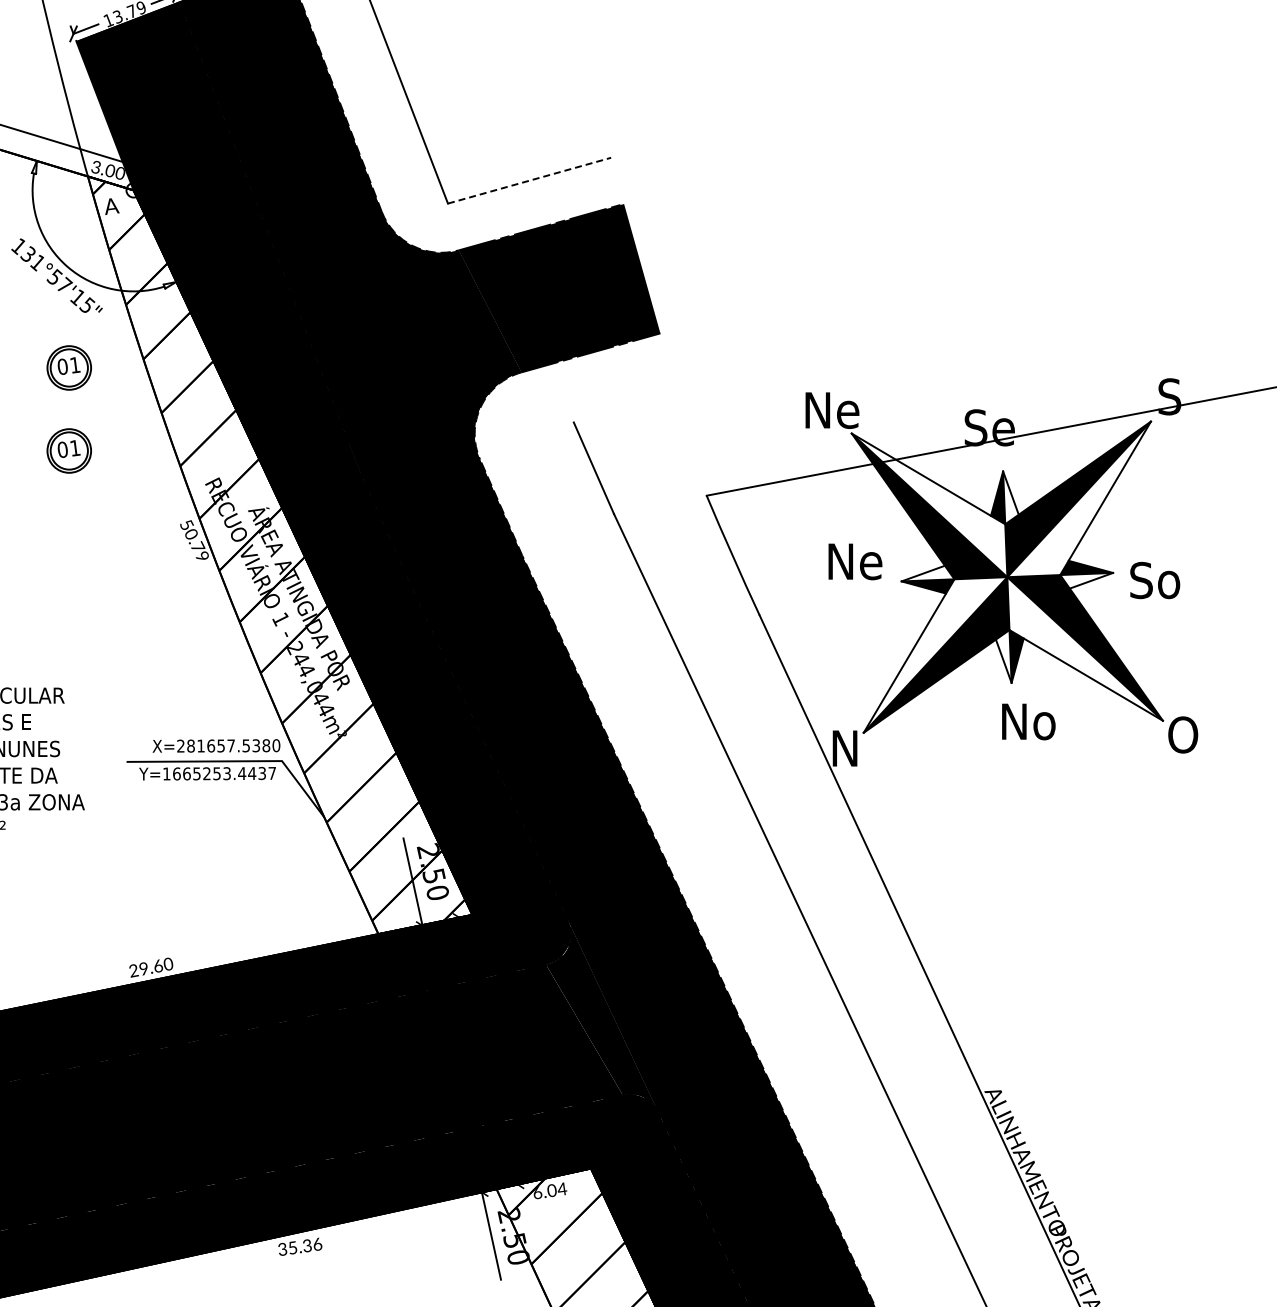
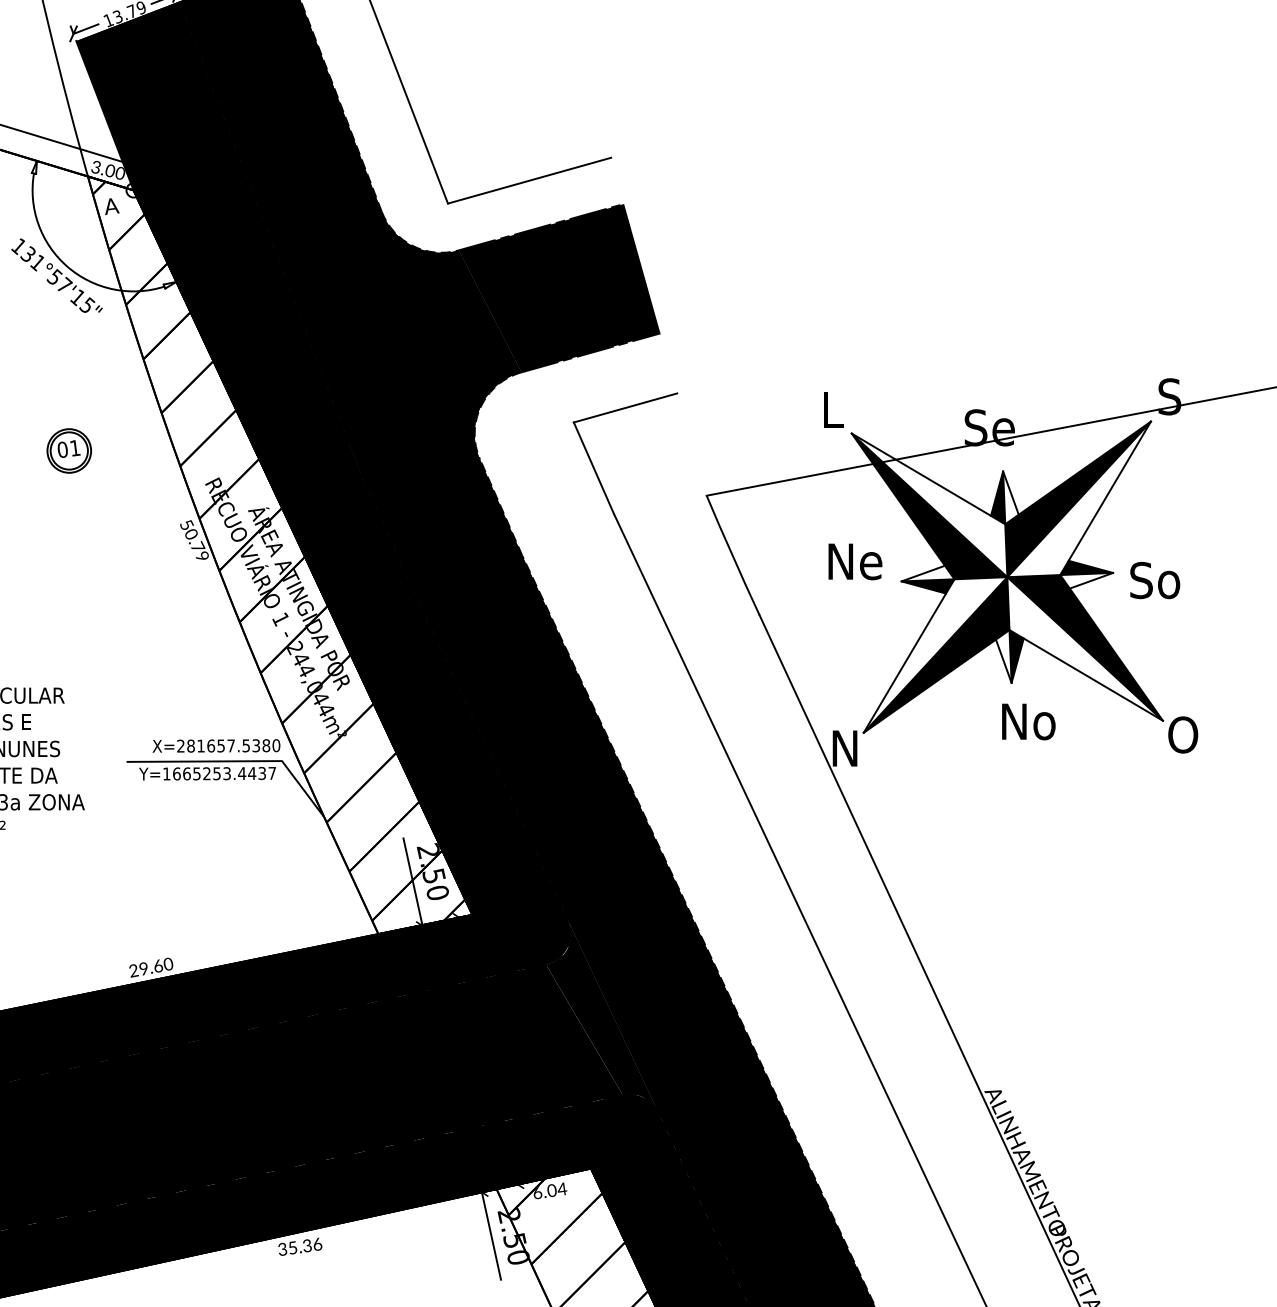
line: dashed -> solid (529, 180)
part: present -> none (68, 367)
line: none -> present (625, 407)
text: Ne -> L (832, 410)
